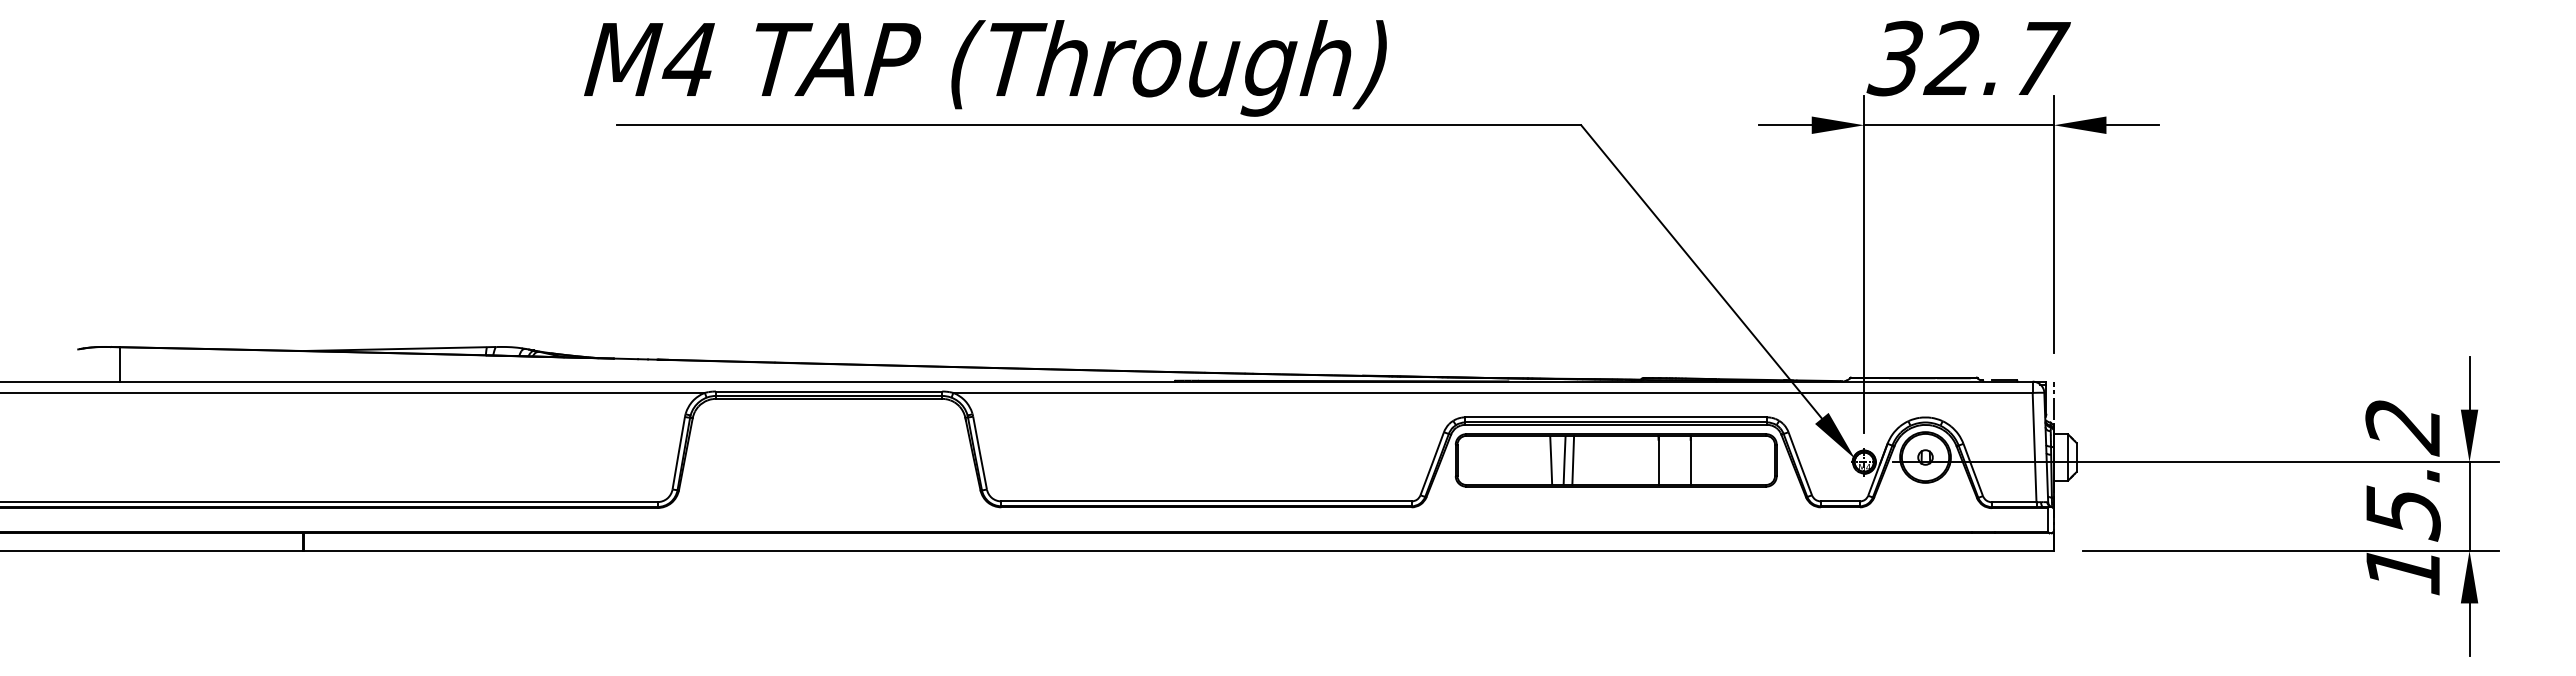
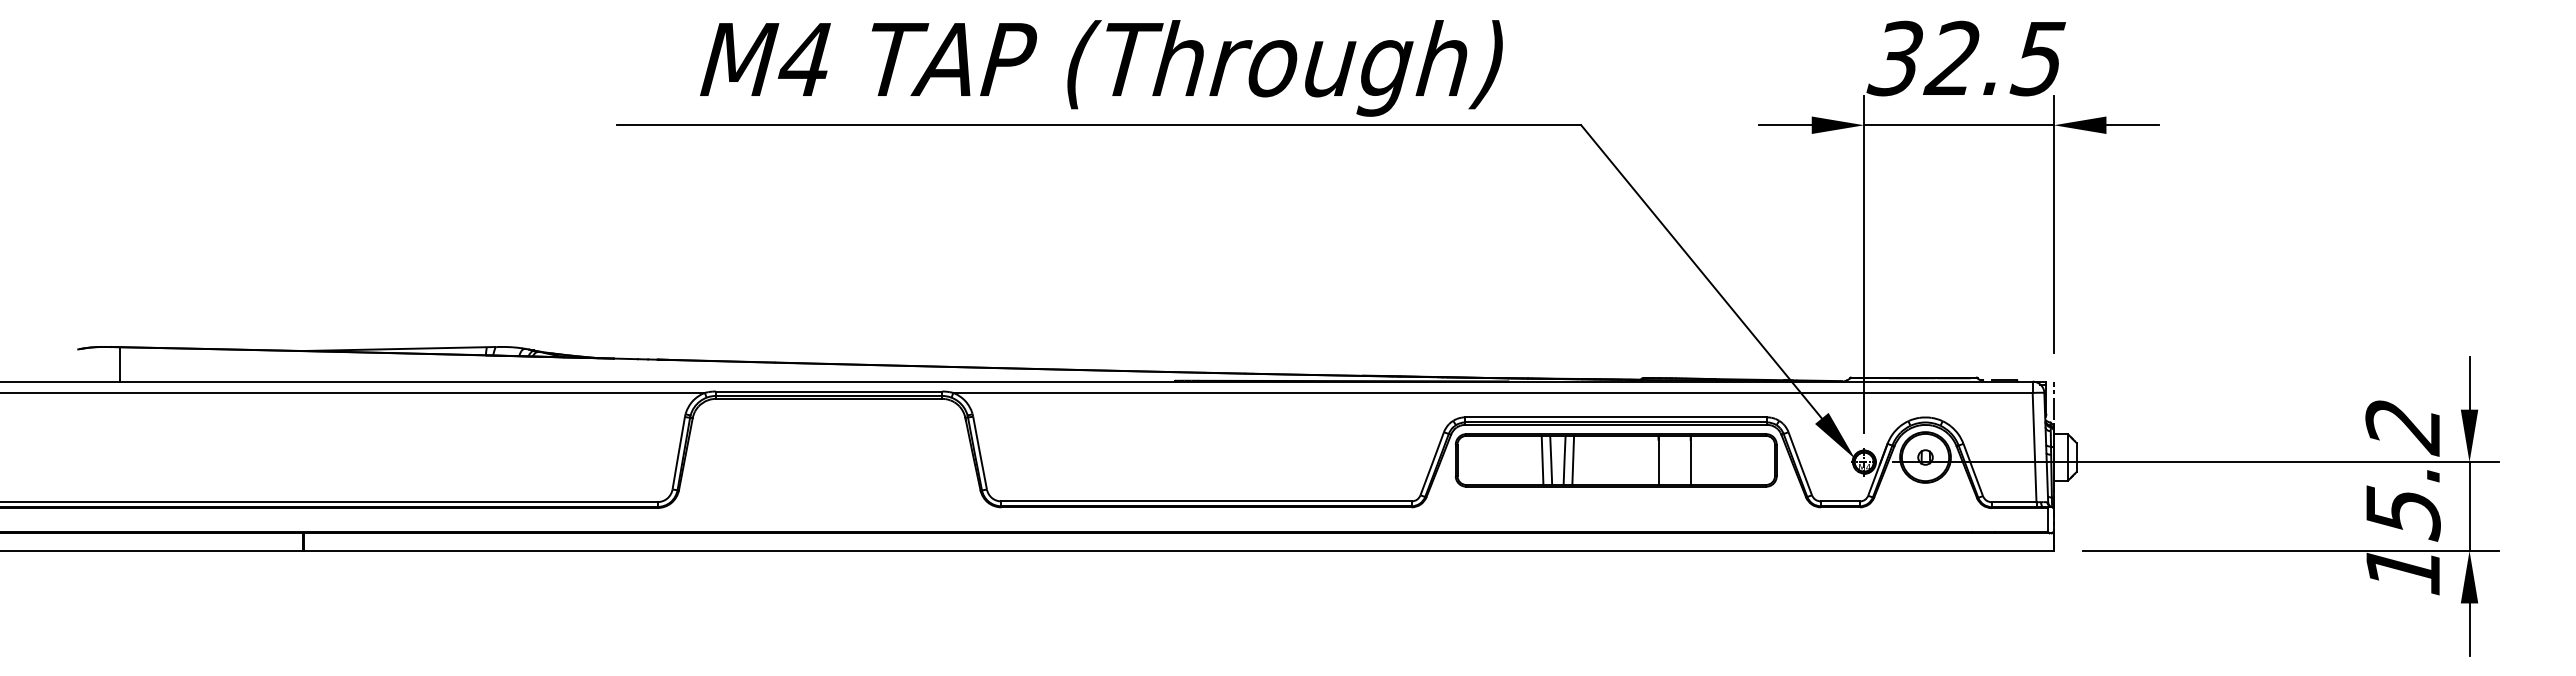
text: 32.7 -> 32.5 (2039, 59)
text position: (985, 68) -> (1101, 68) (1101, 68)
line: none -> present (1542, 459)
